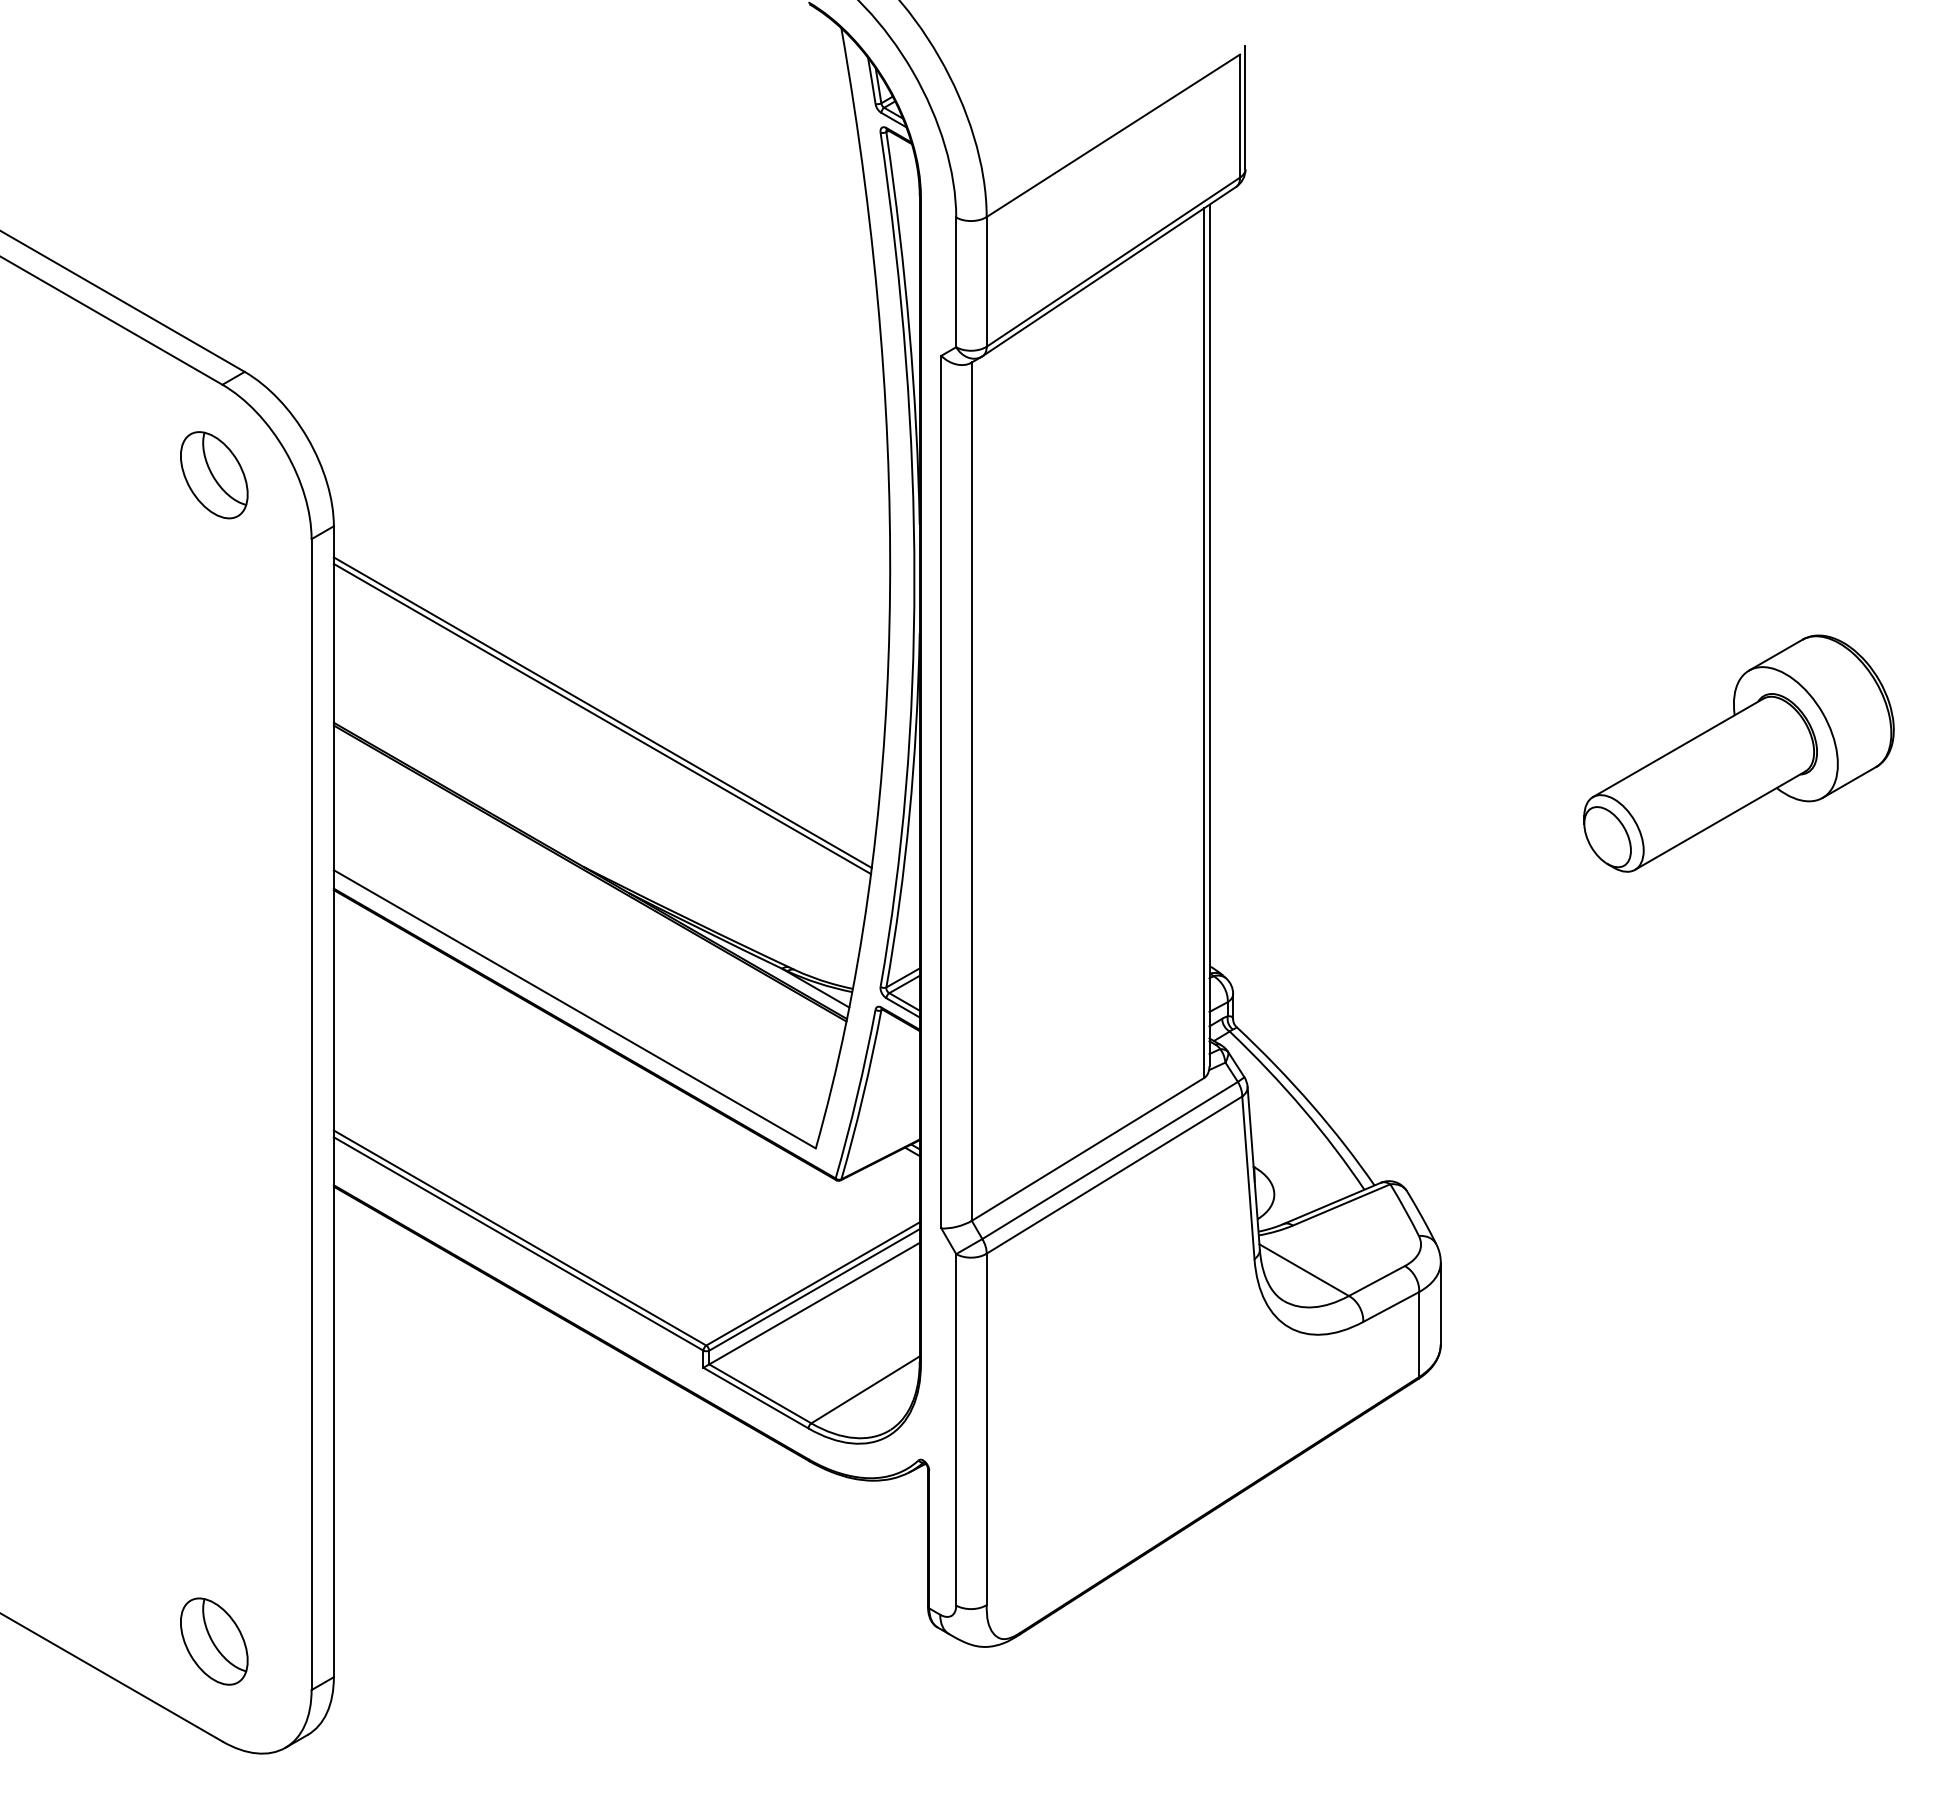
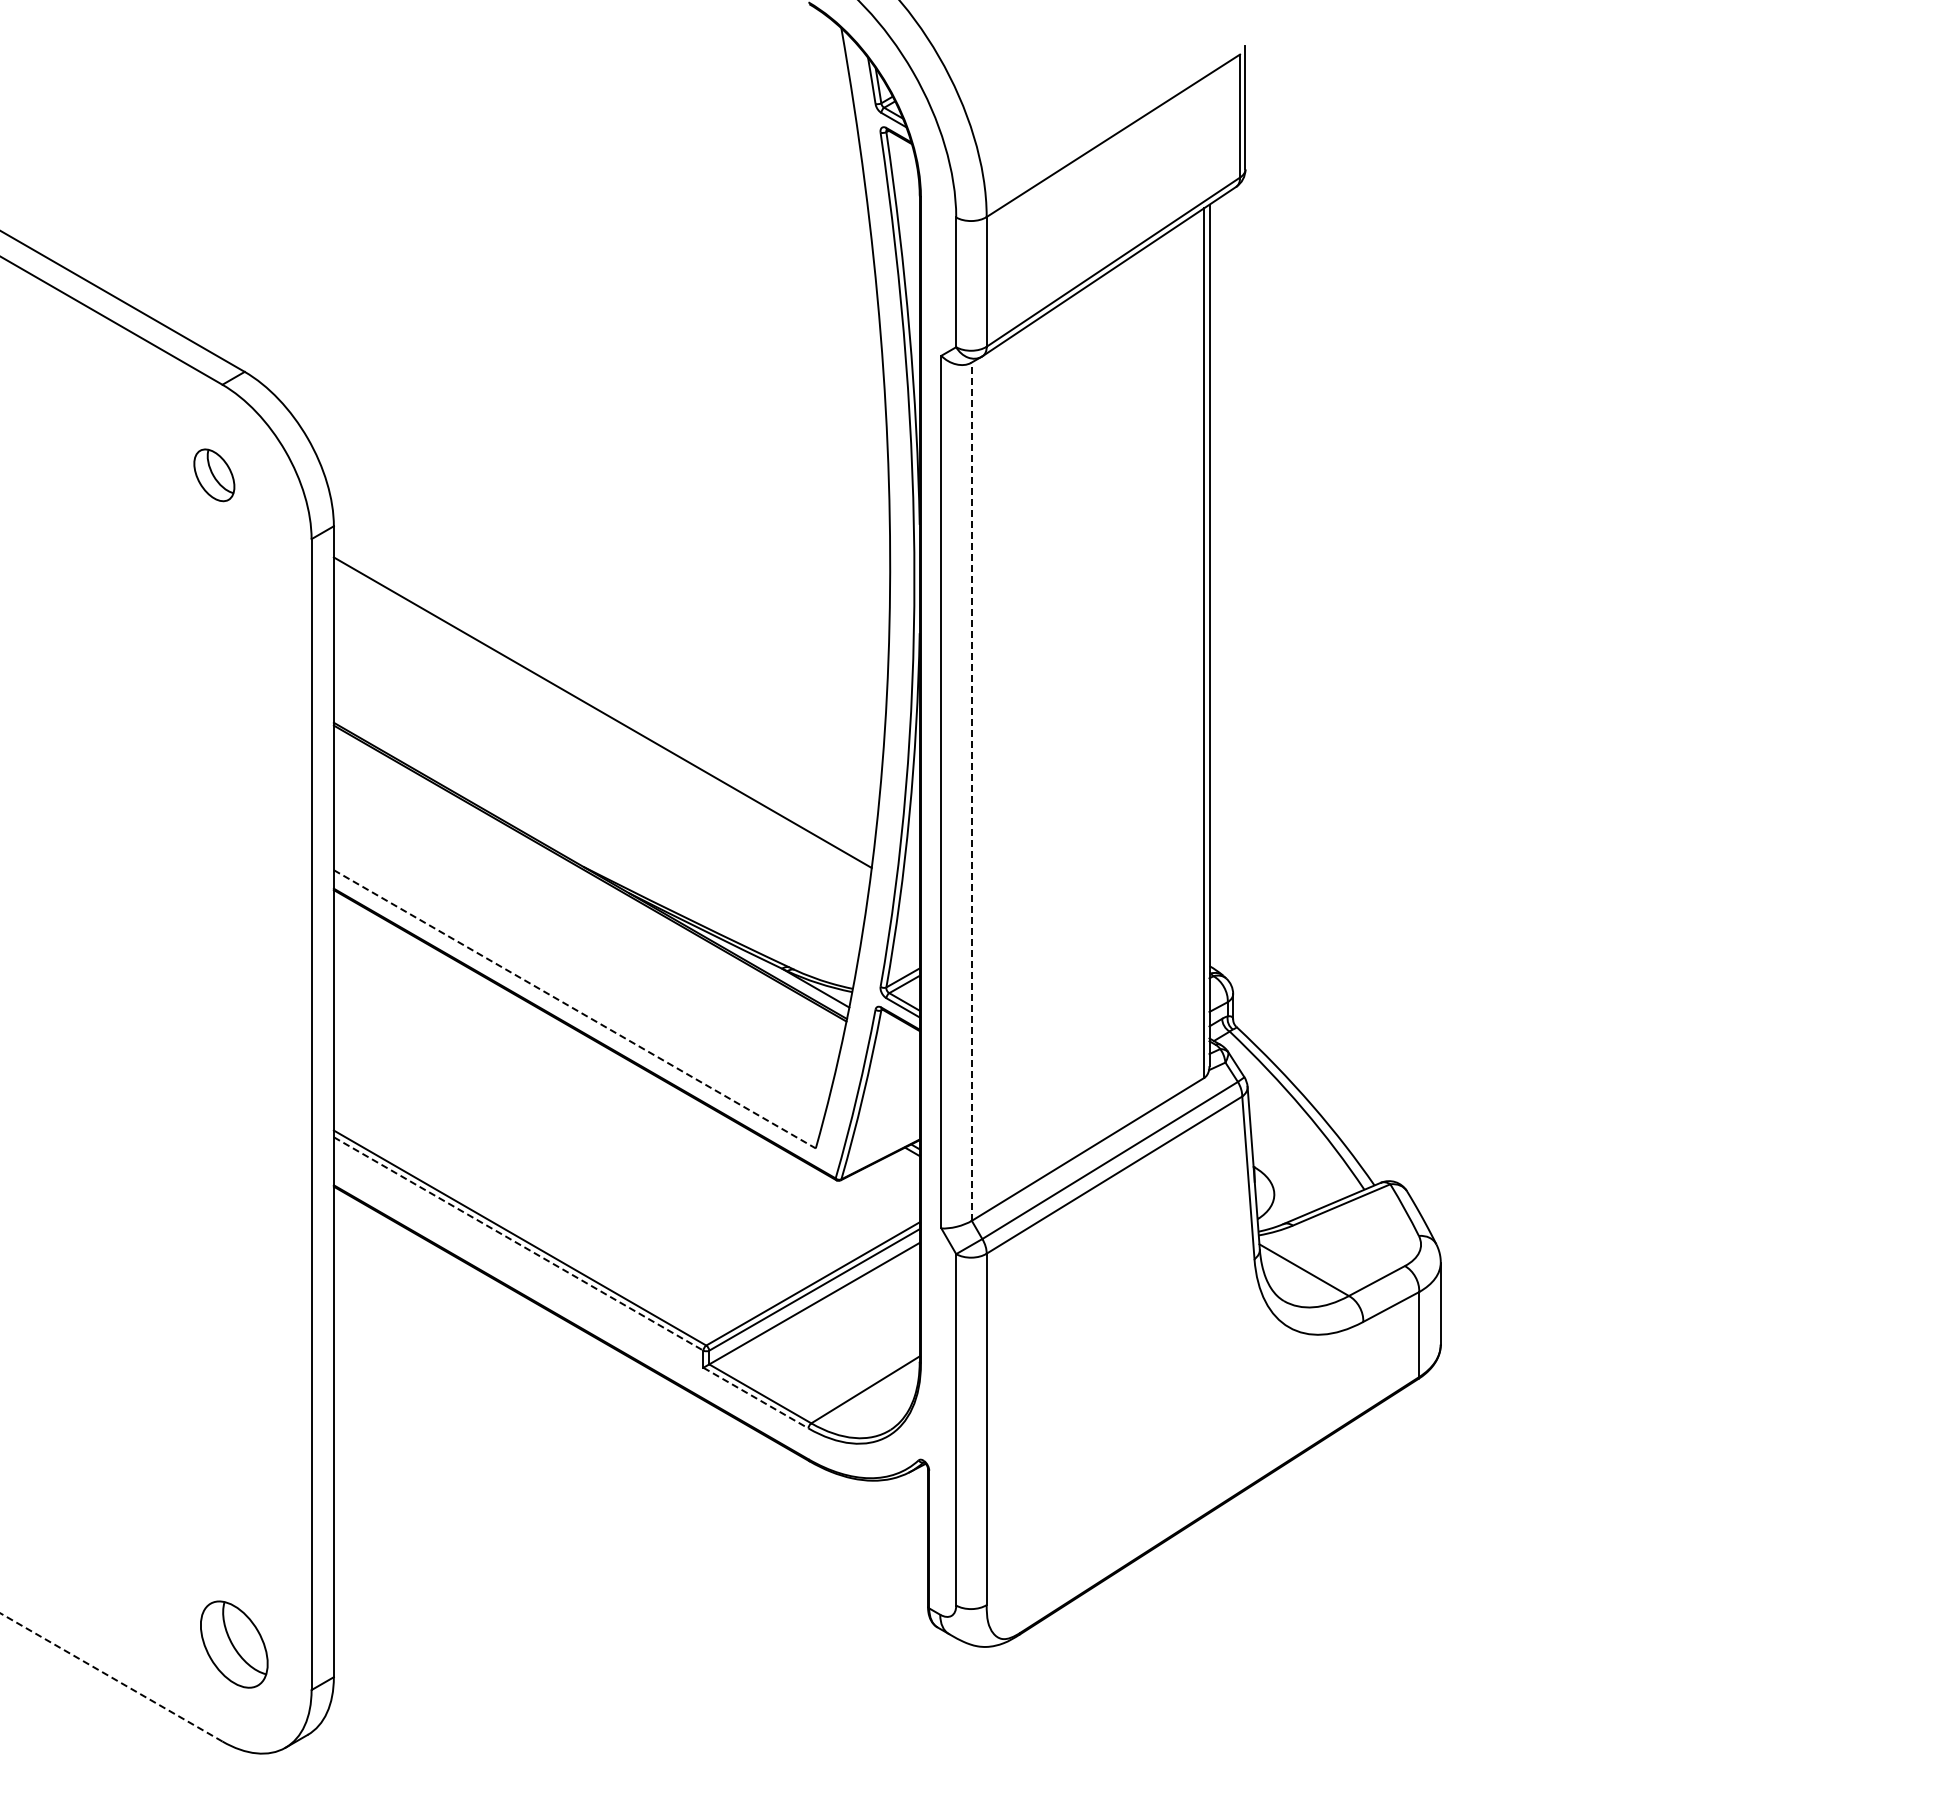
part size: 69x89 px -> 43x55 px (214, 475)
line: present -> none (602, 718)
part: present -> none (1738, 753)
line: solid -> dashed (971, 791)
line: solid -> dashed (575, 1009)
line: solid -> dashed (519, 1244)
line: solid -> dashed (755, 1398)
part position: (214, 1641) -> (234, 1644) (234, 1644)
line: solid -> dashed (111, 1677)
